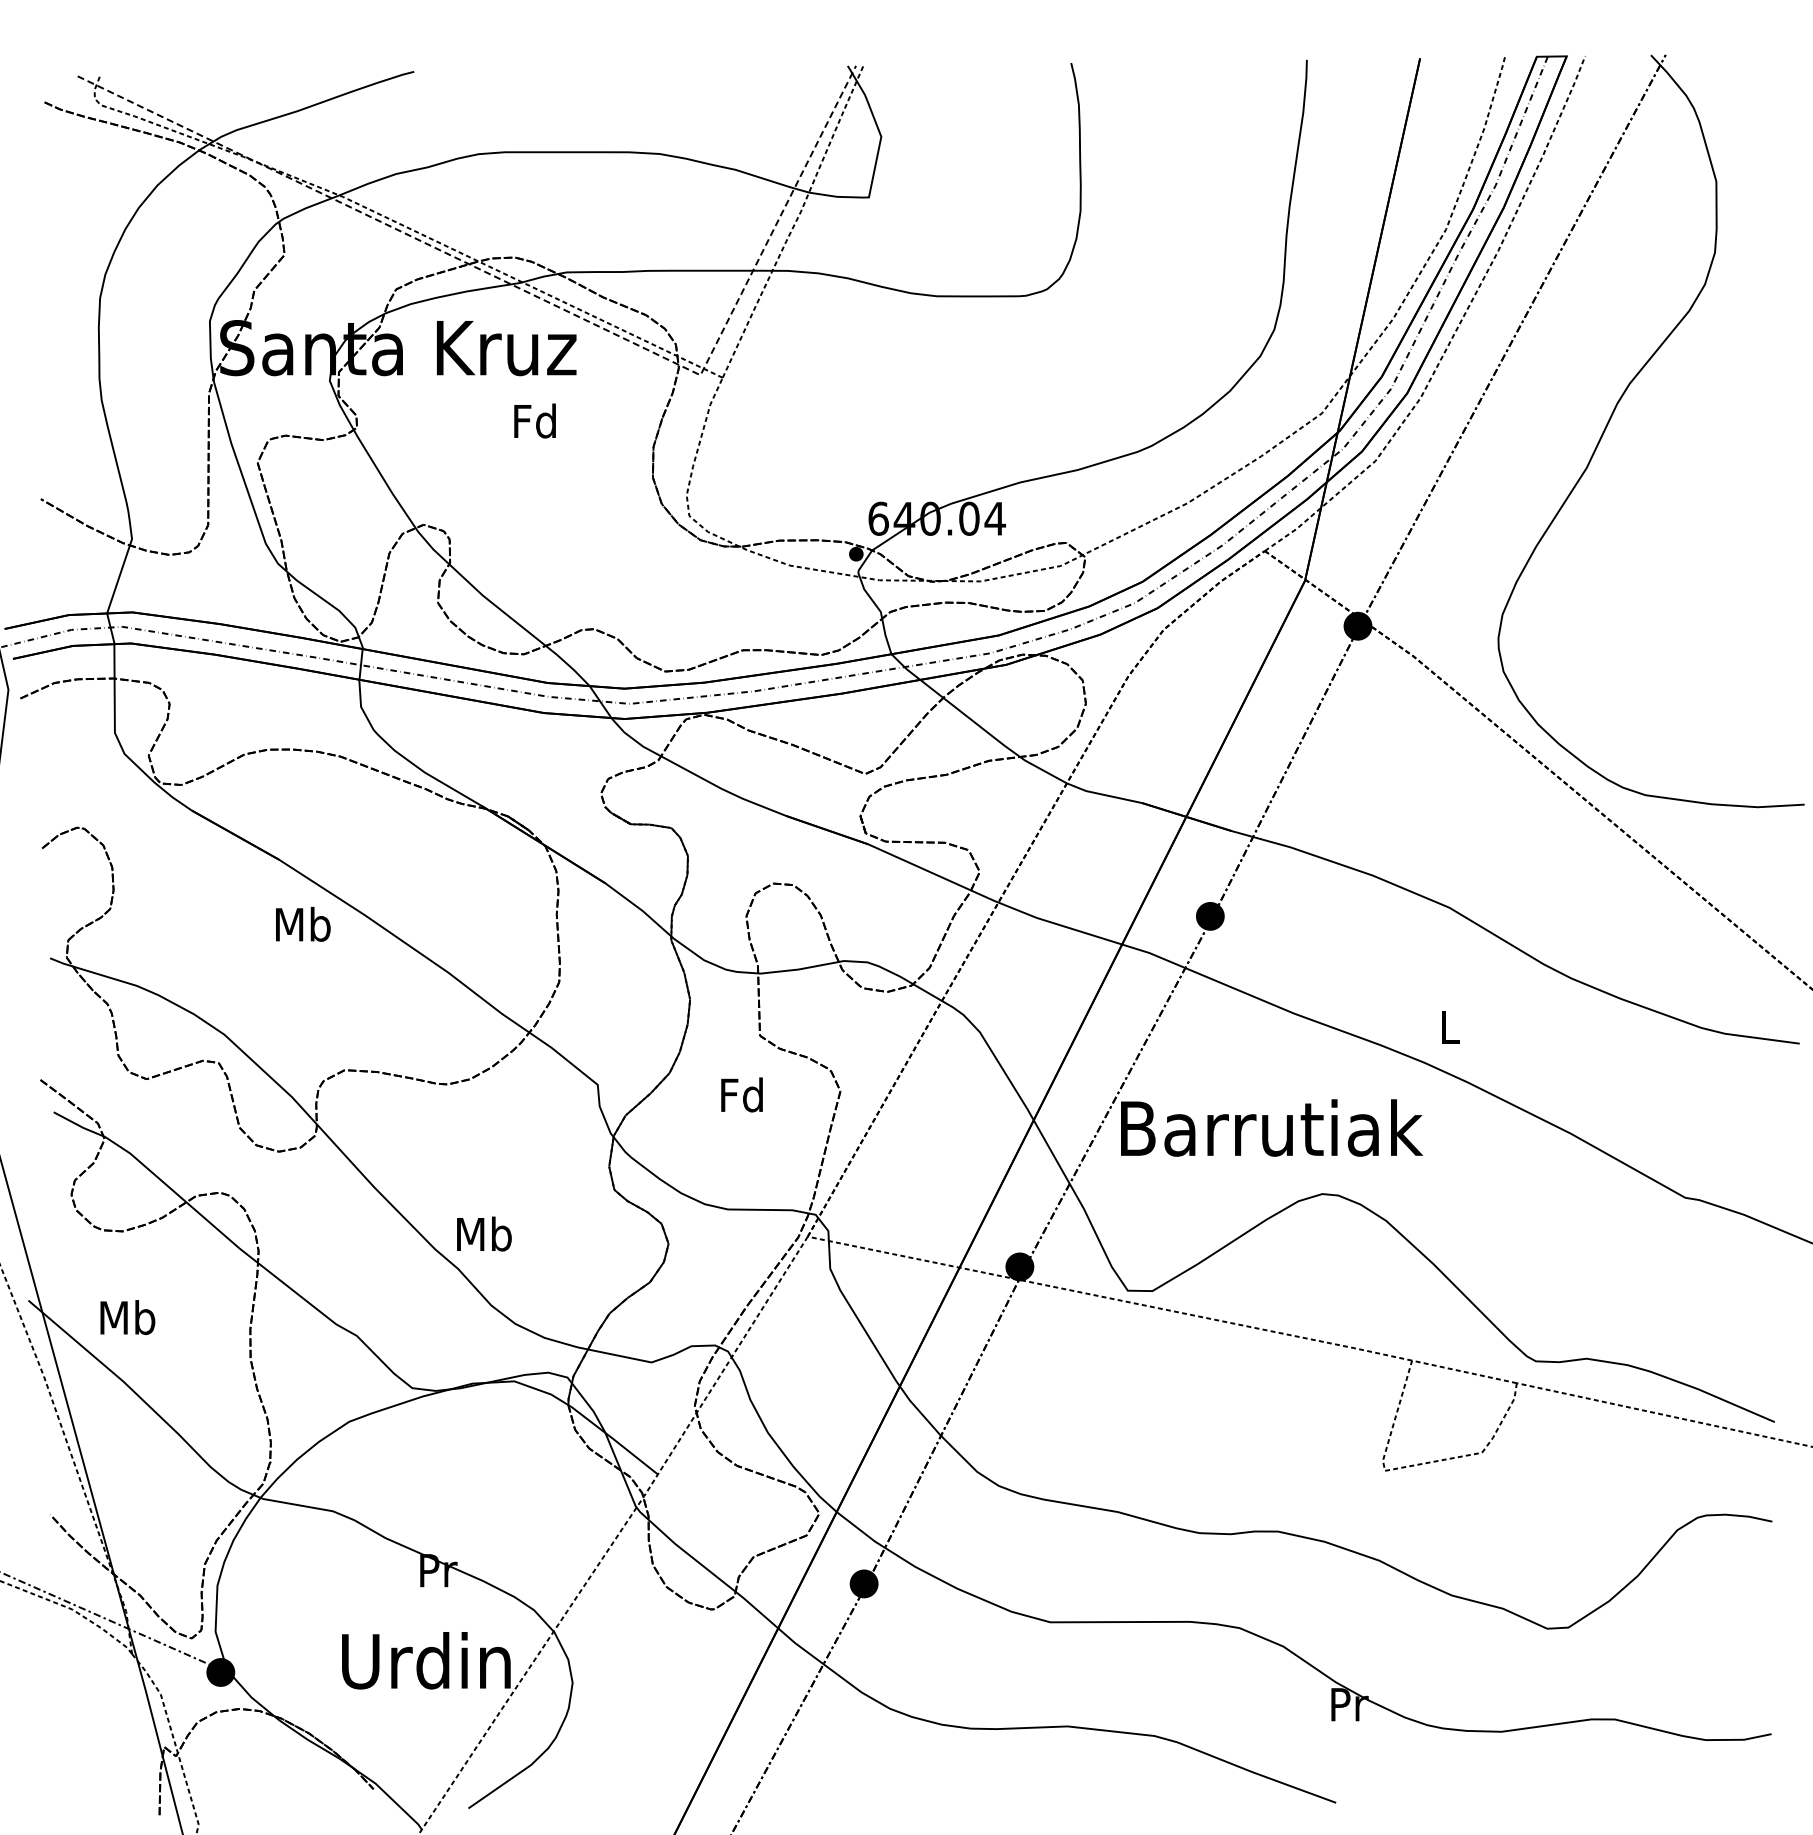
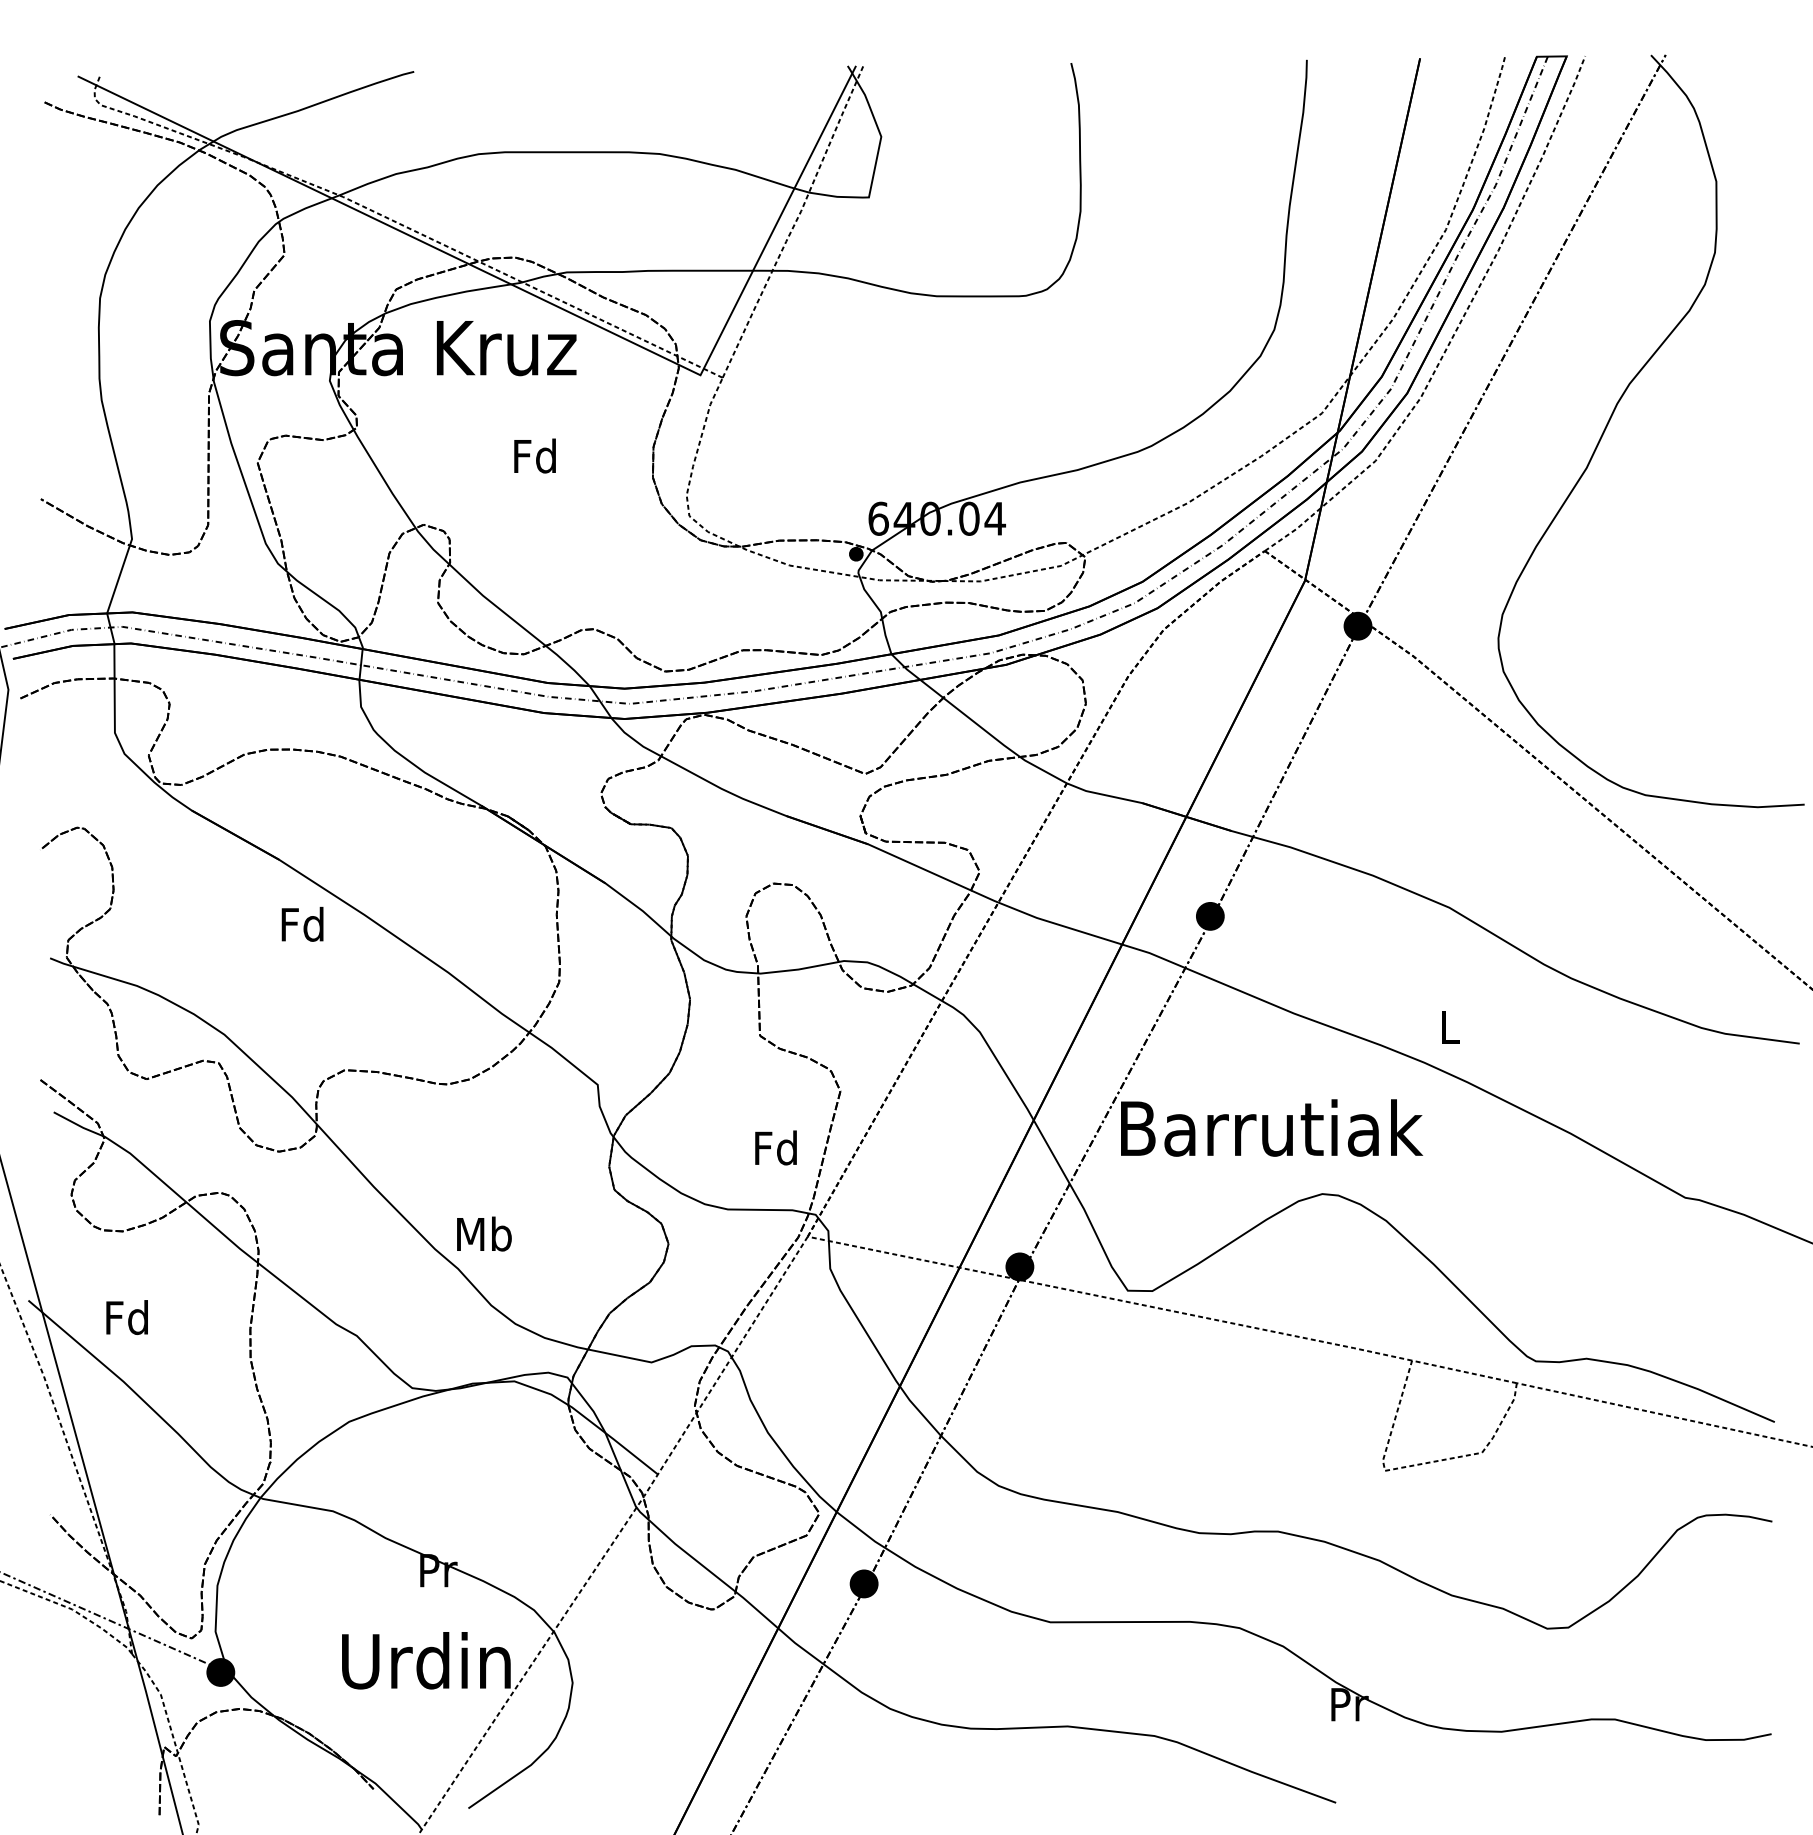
line: dashed -> solid (546, 301)
text position: (534, 420) -> (534, 455) (534, 455)
text: Mb -> Fd (303, 923)
text position: (741, 1094) -> (775, 1147) (775, 1147)
text: Mb -> Fd (127, 1317)
